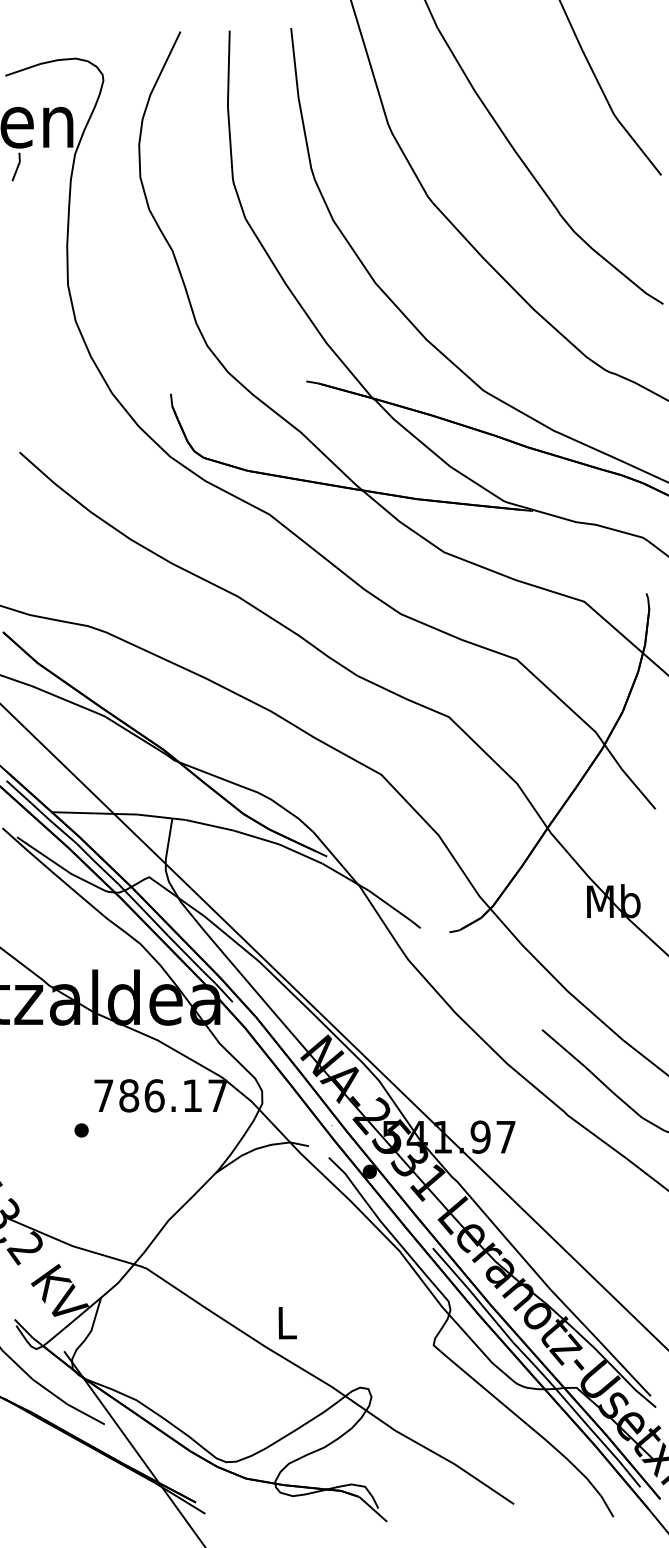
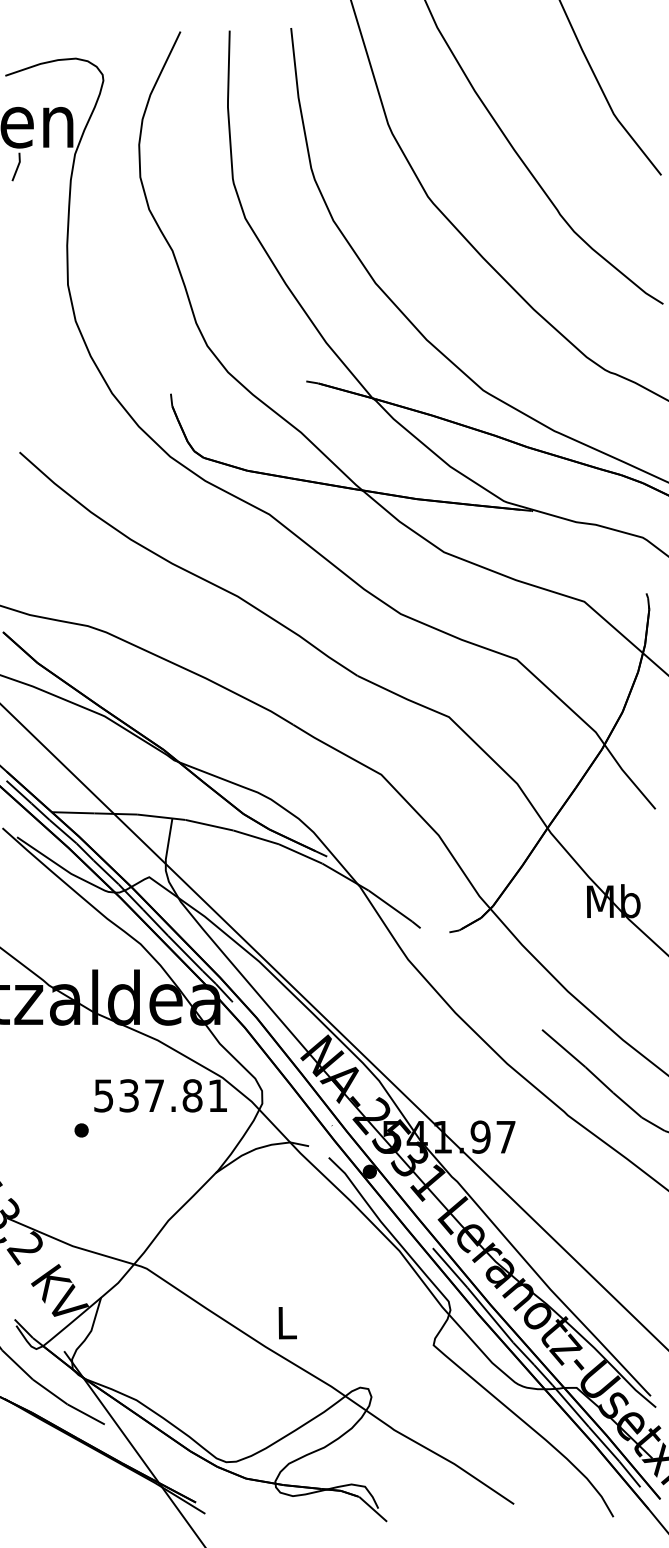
text: 786.17 -> 537.81 (160, 1095)
